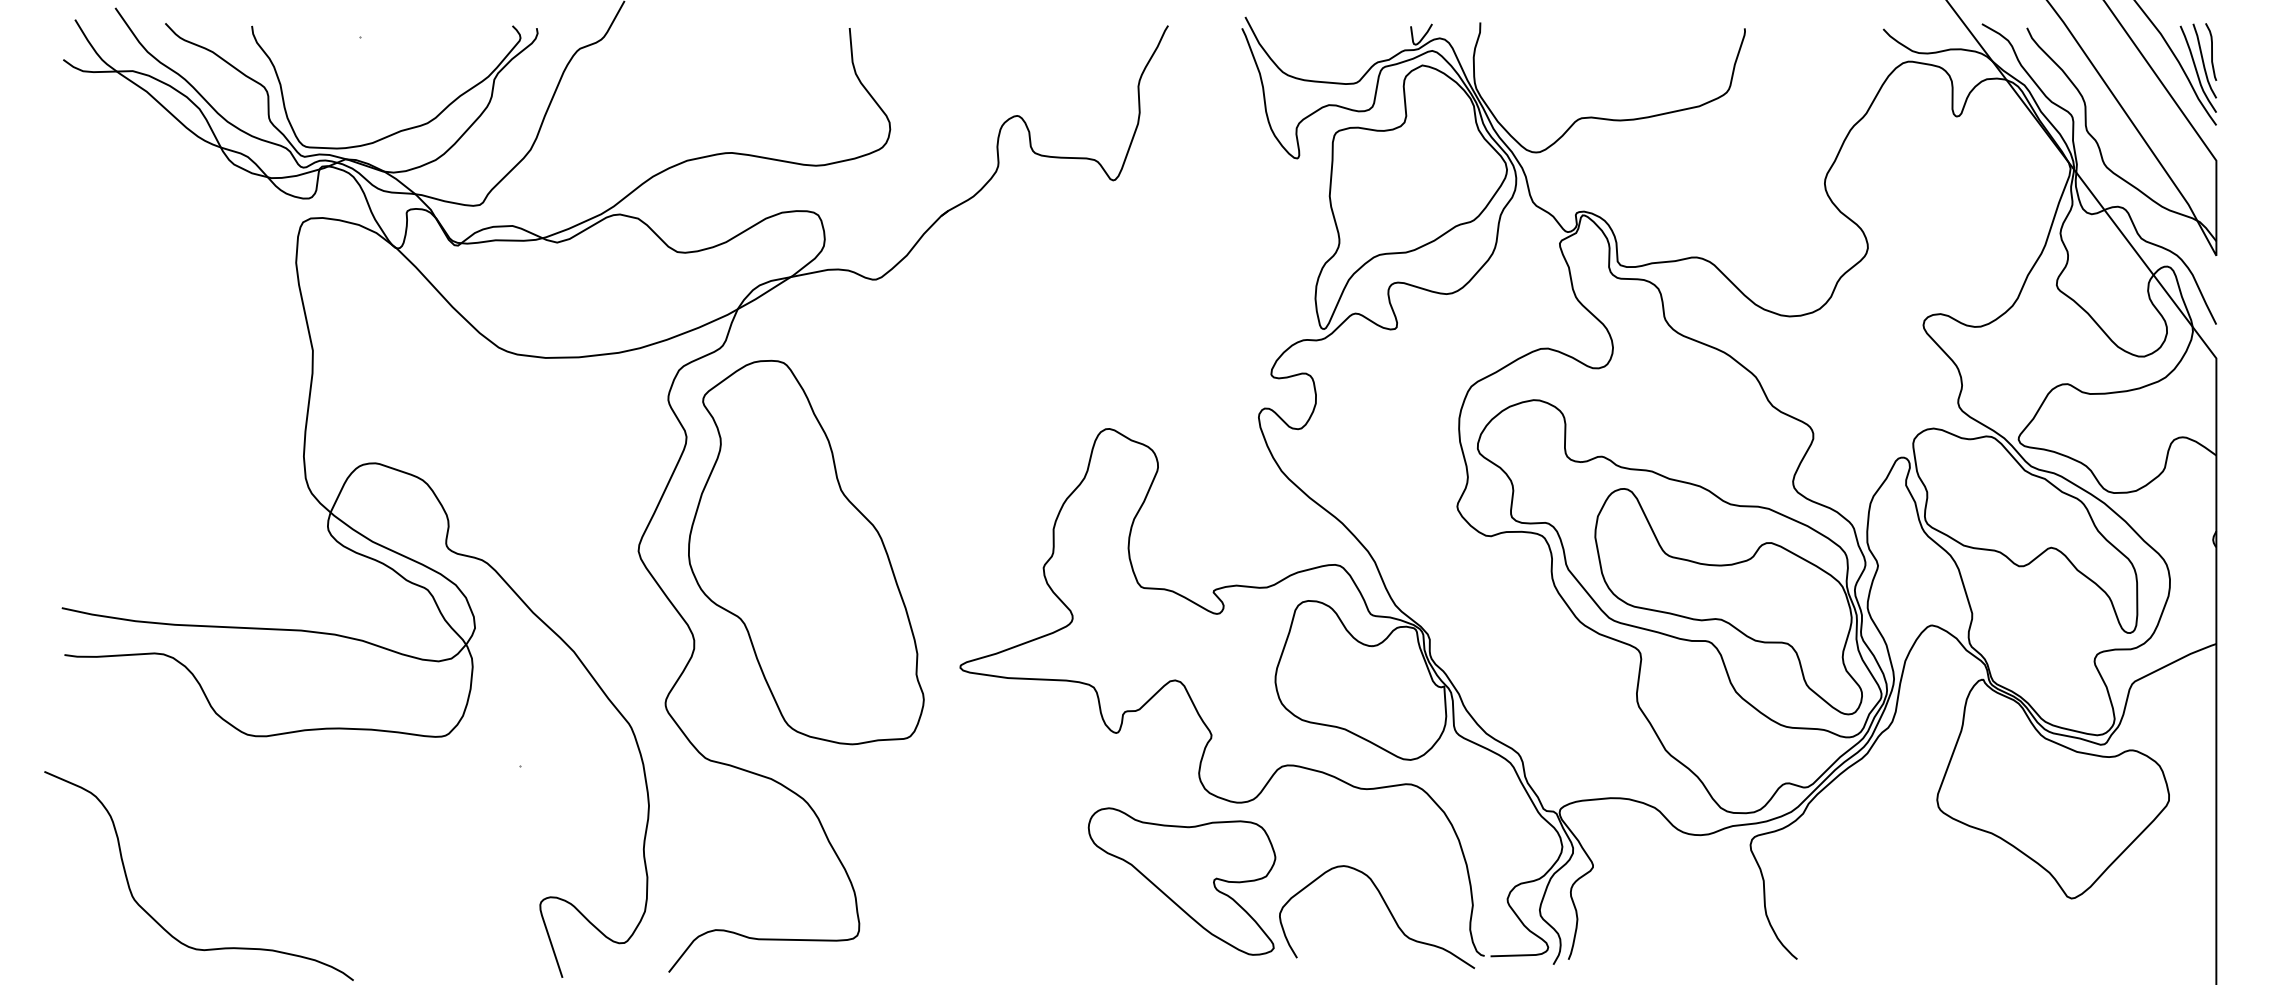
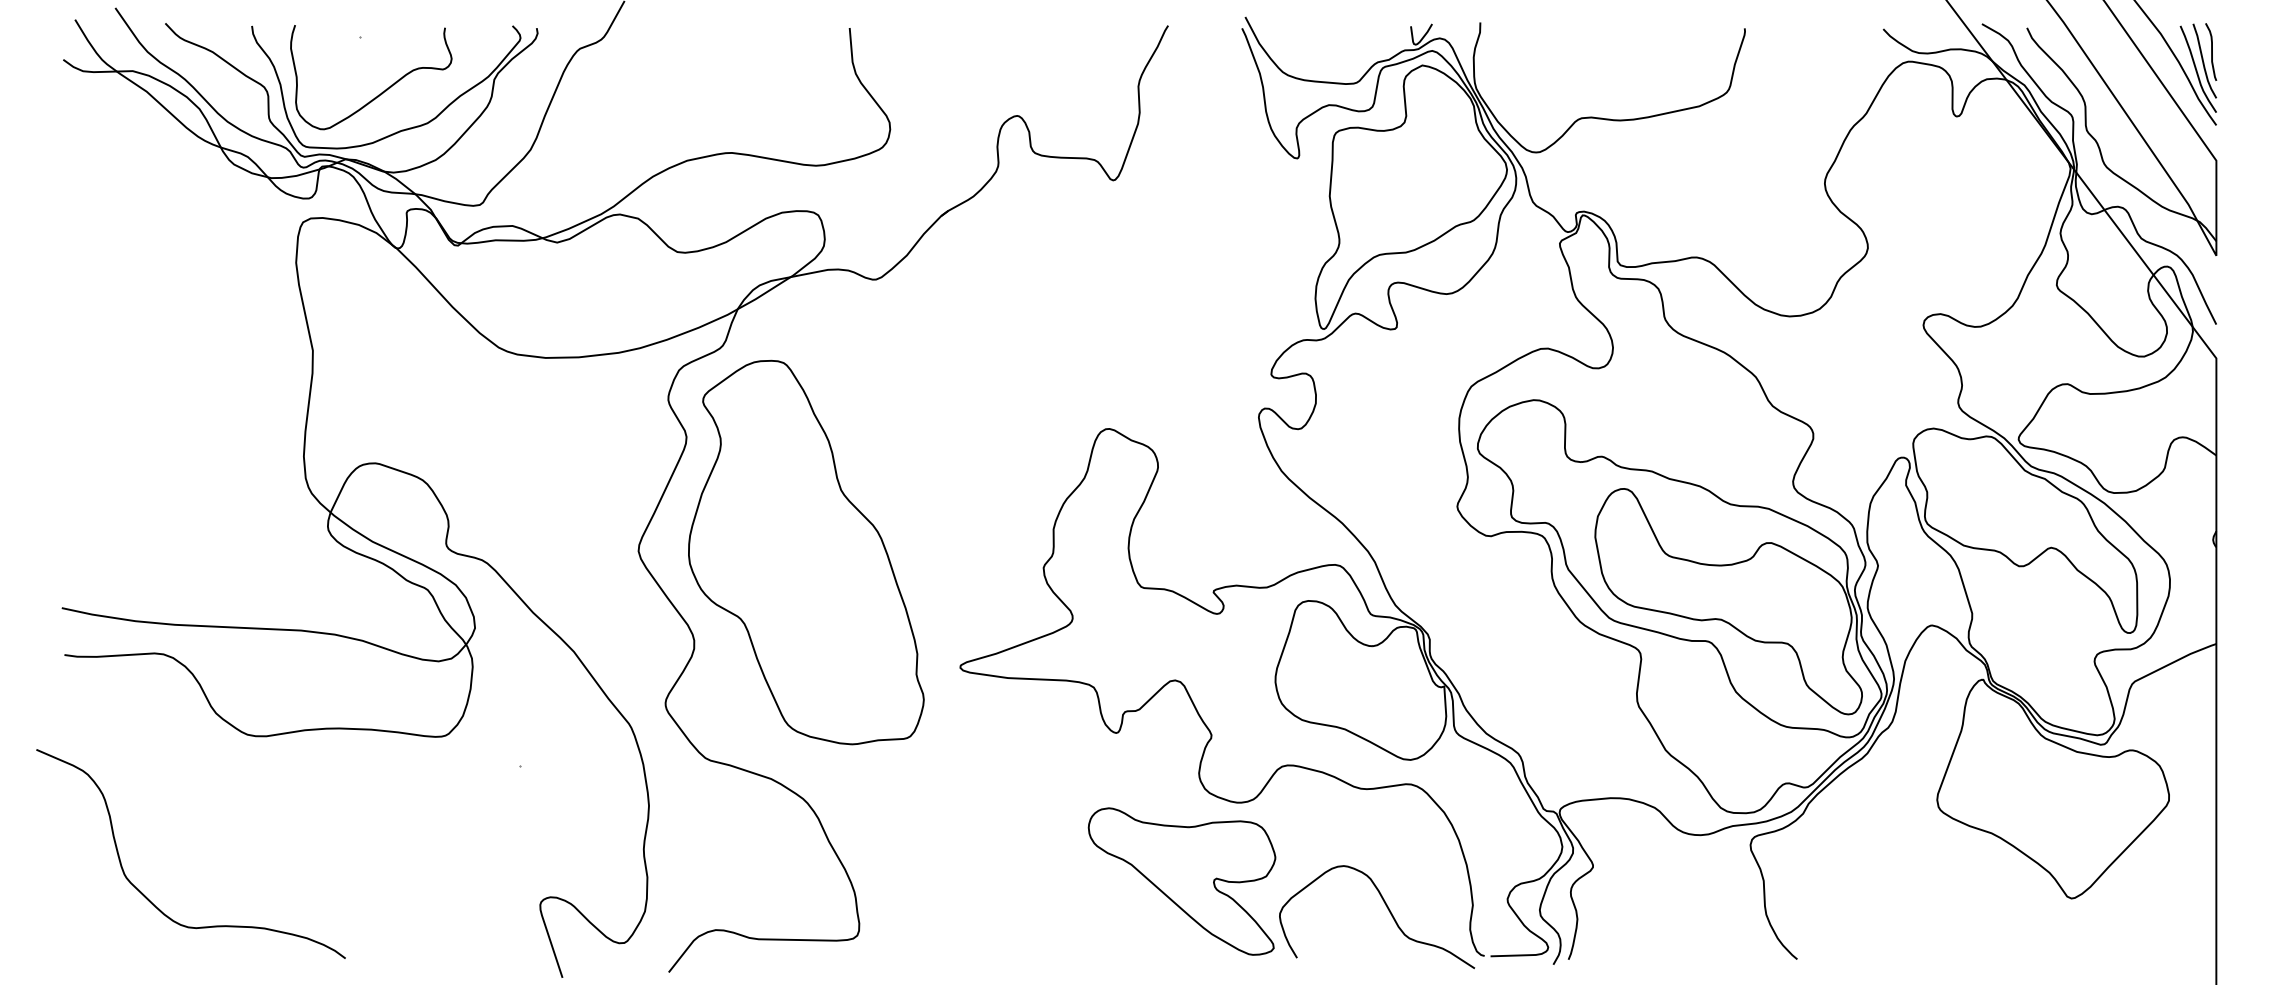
curve: none -> present (382, 91)
curve position: (154, 918) -> (146, 896) (146, 896)
